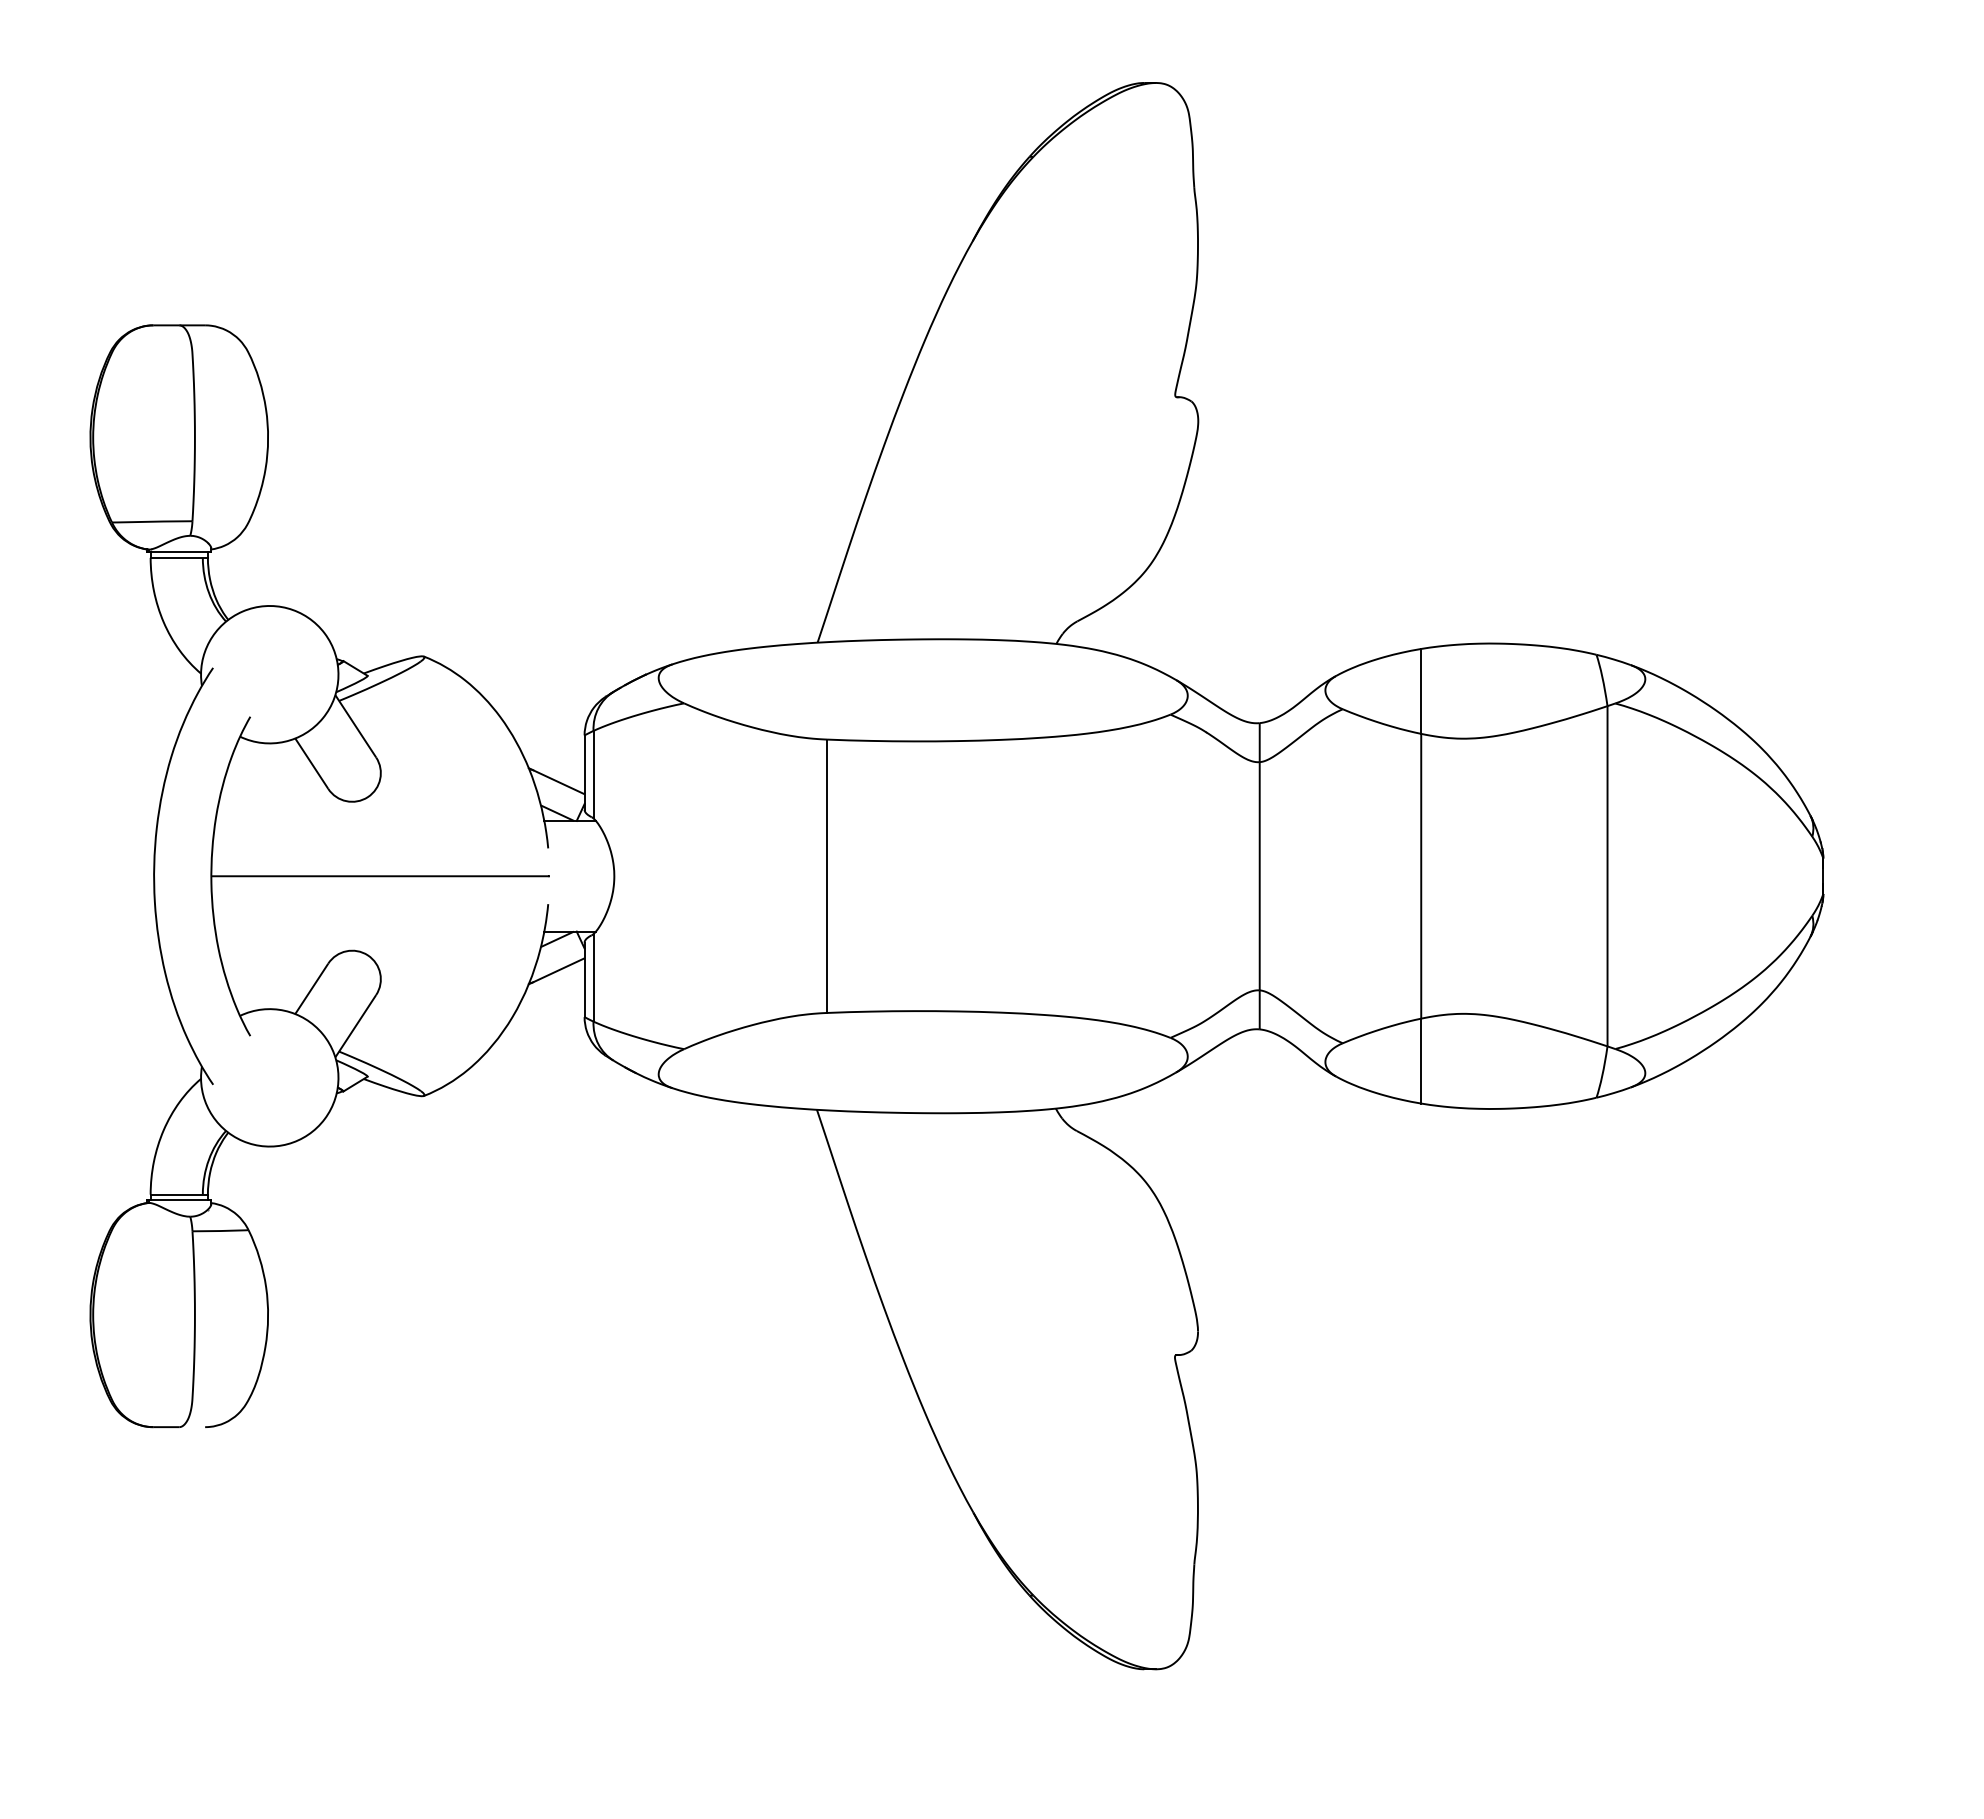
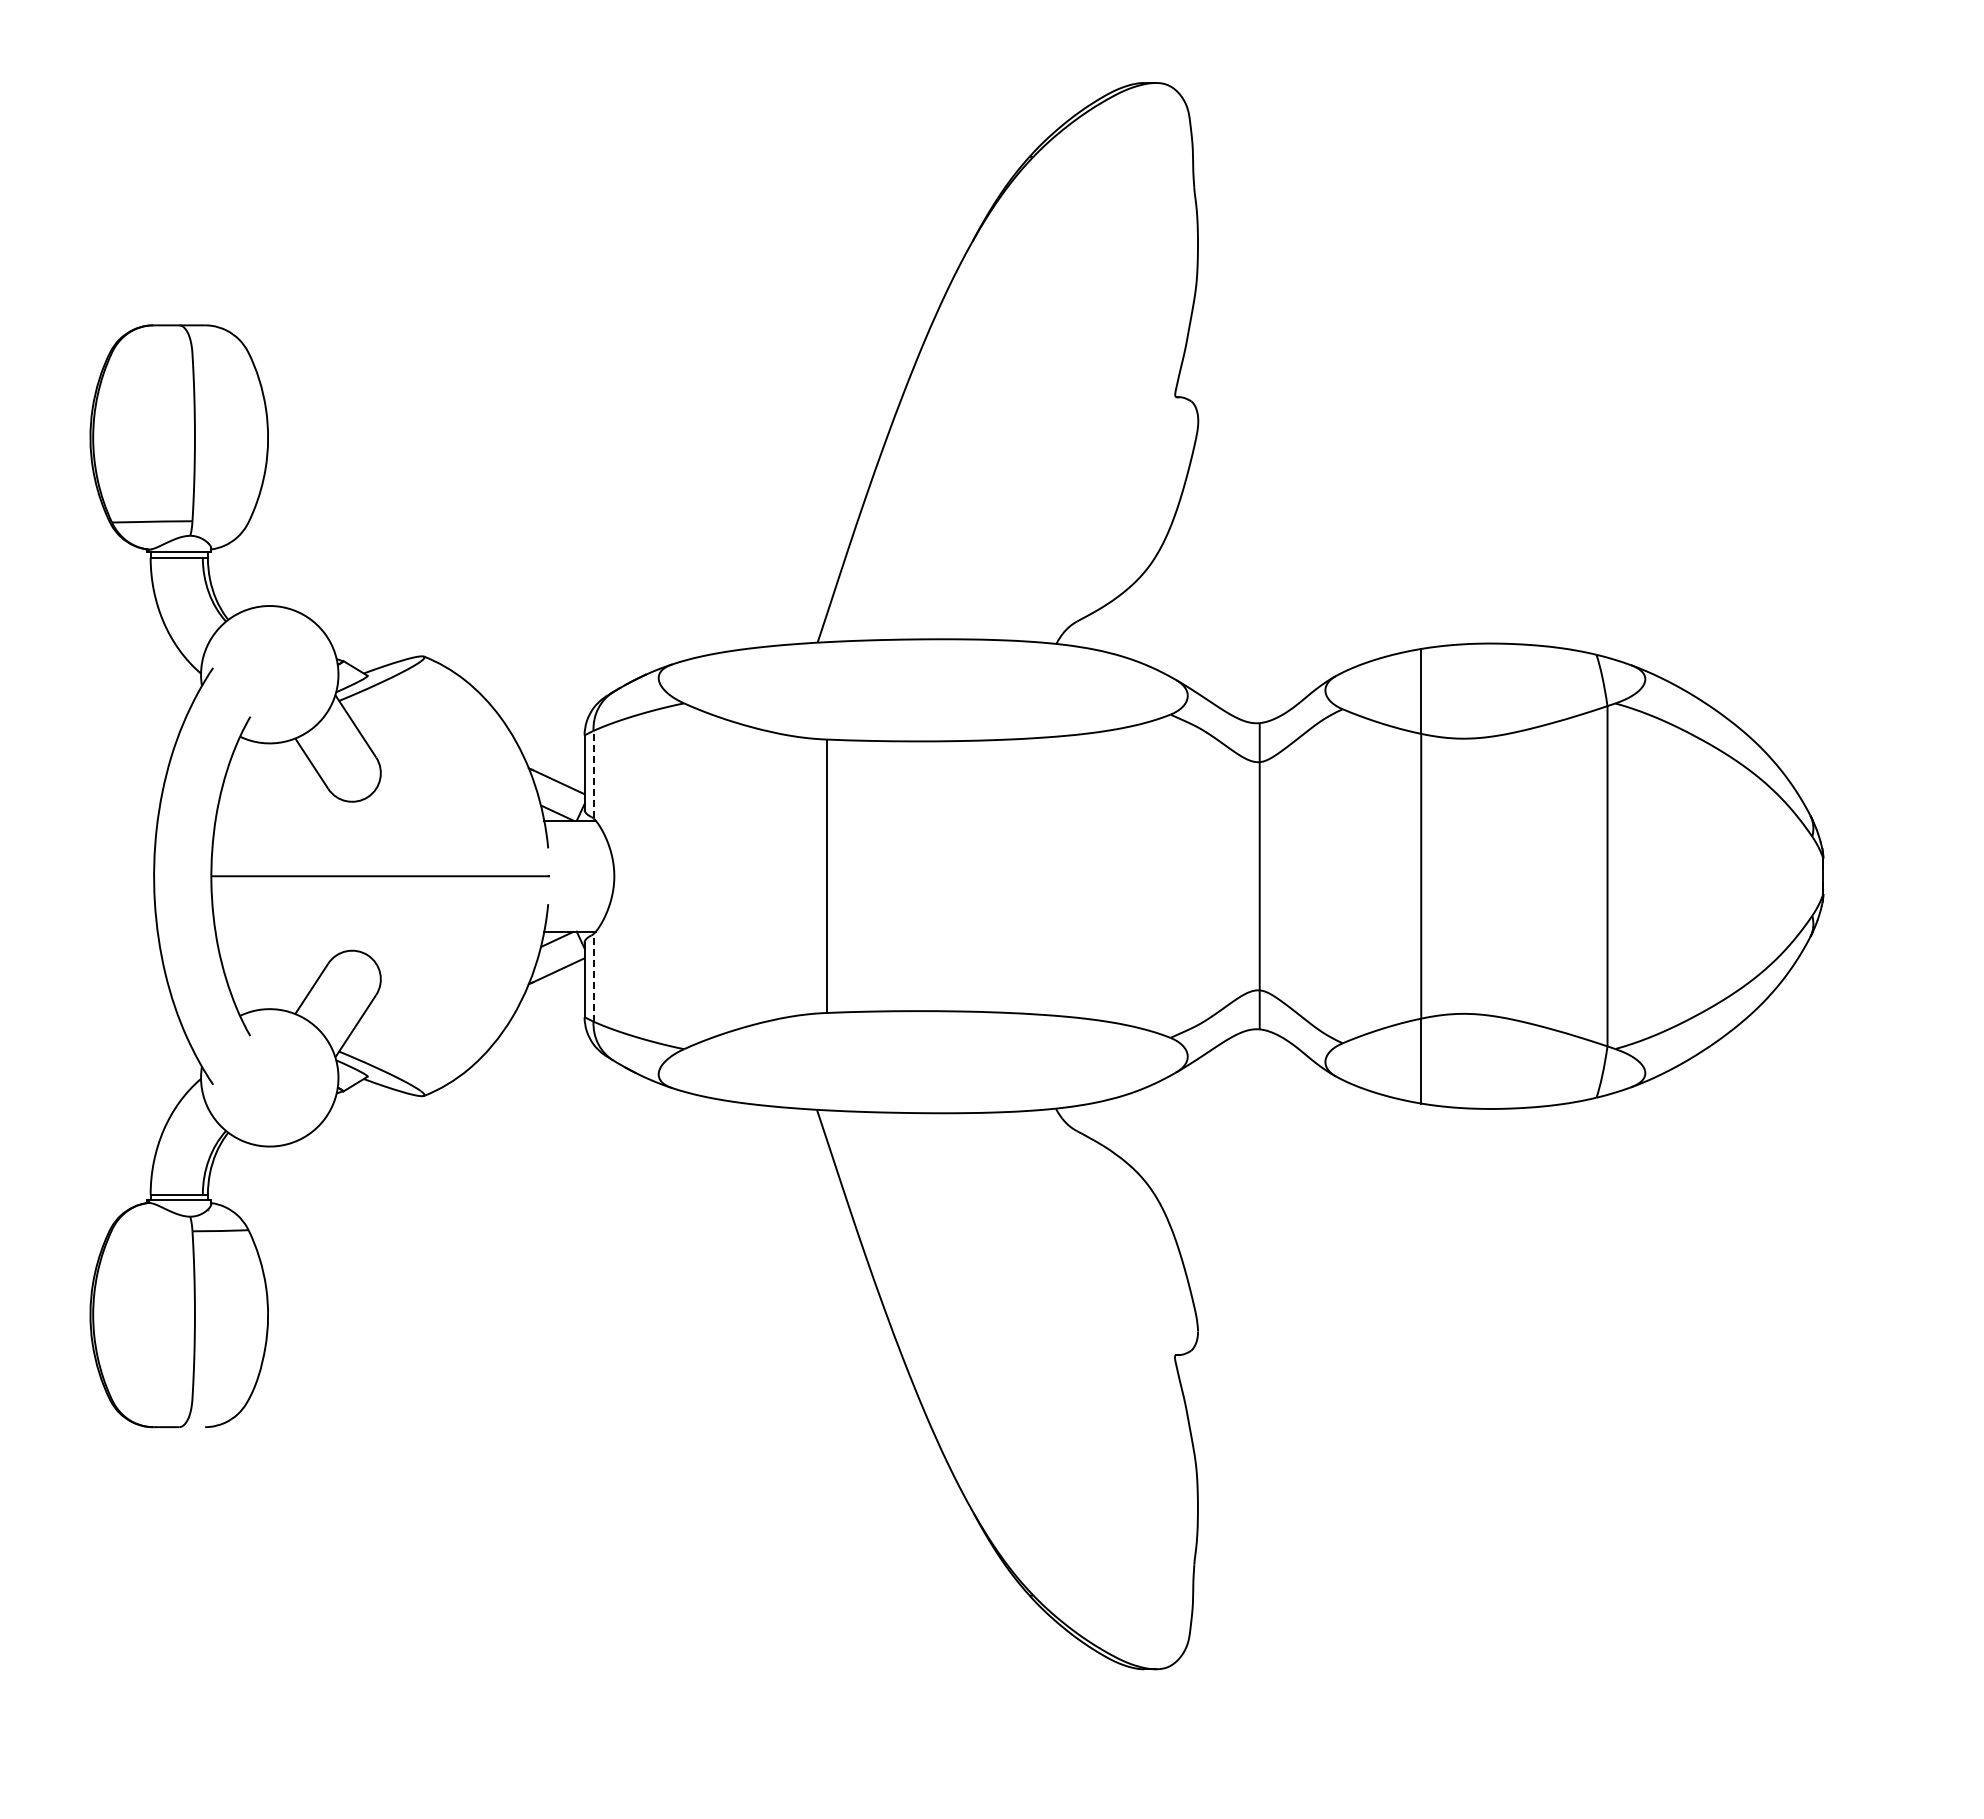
line: solid -> dashed (593, 774)
line: solid -> dashed (593, 977)
